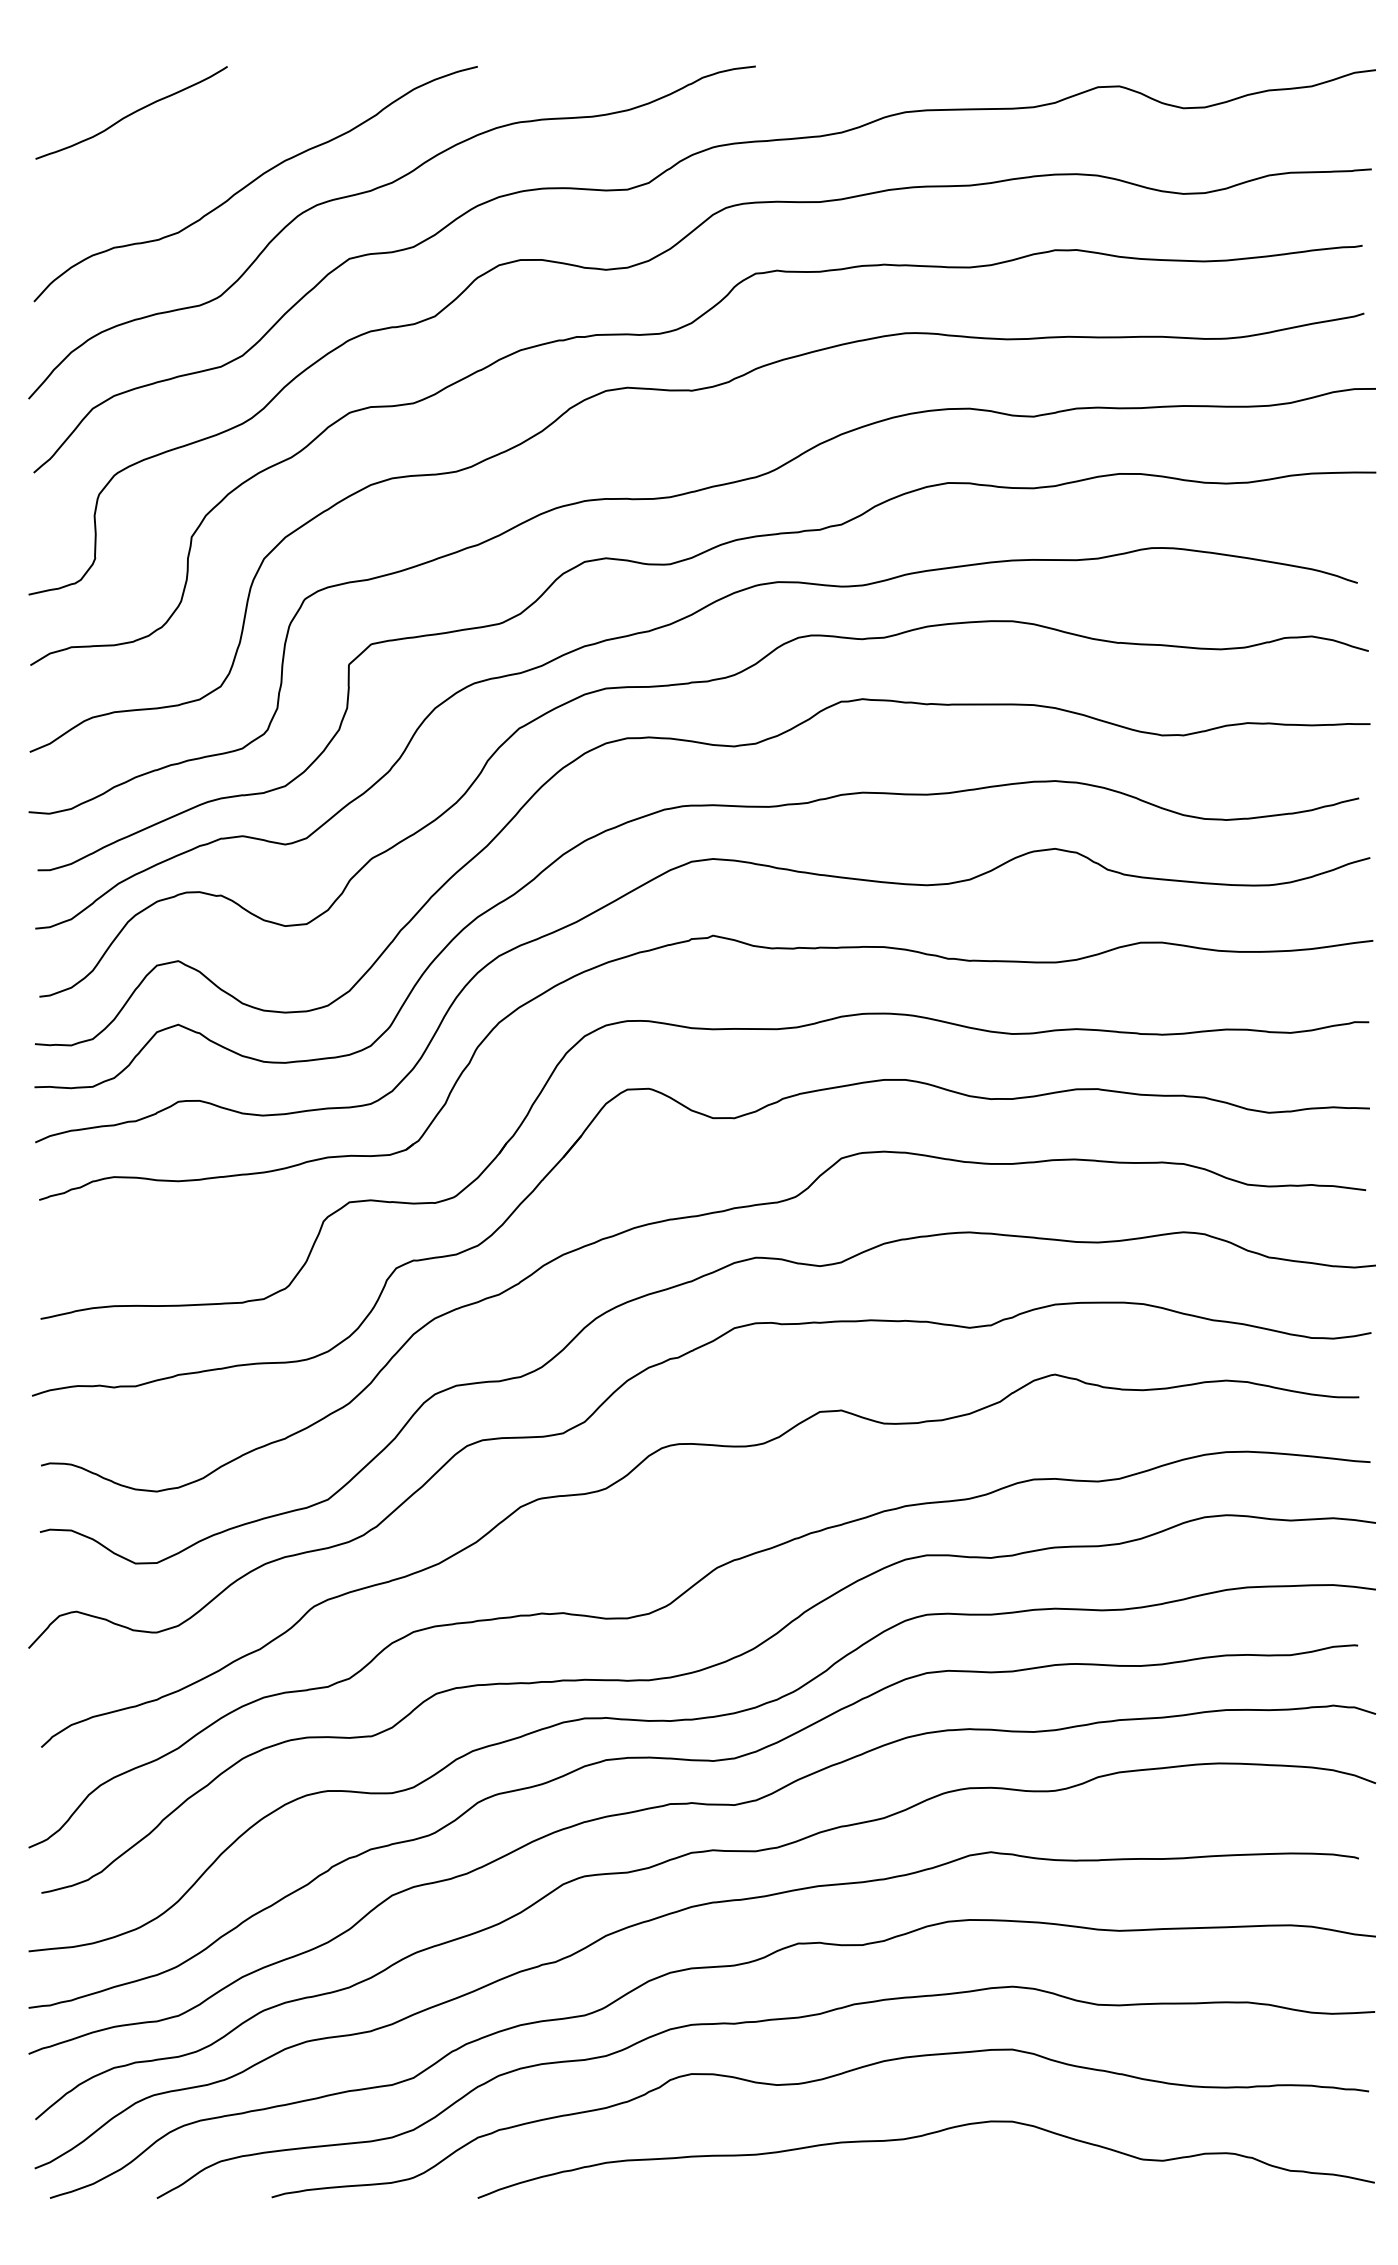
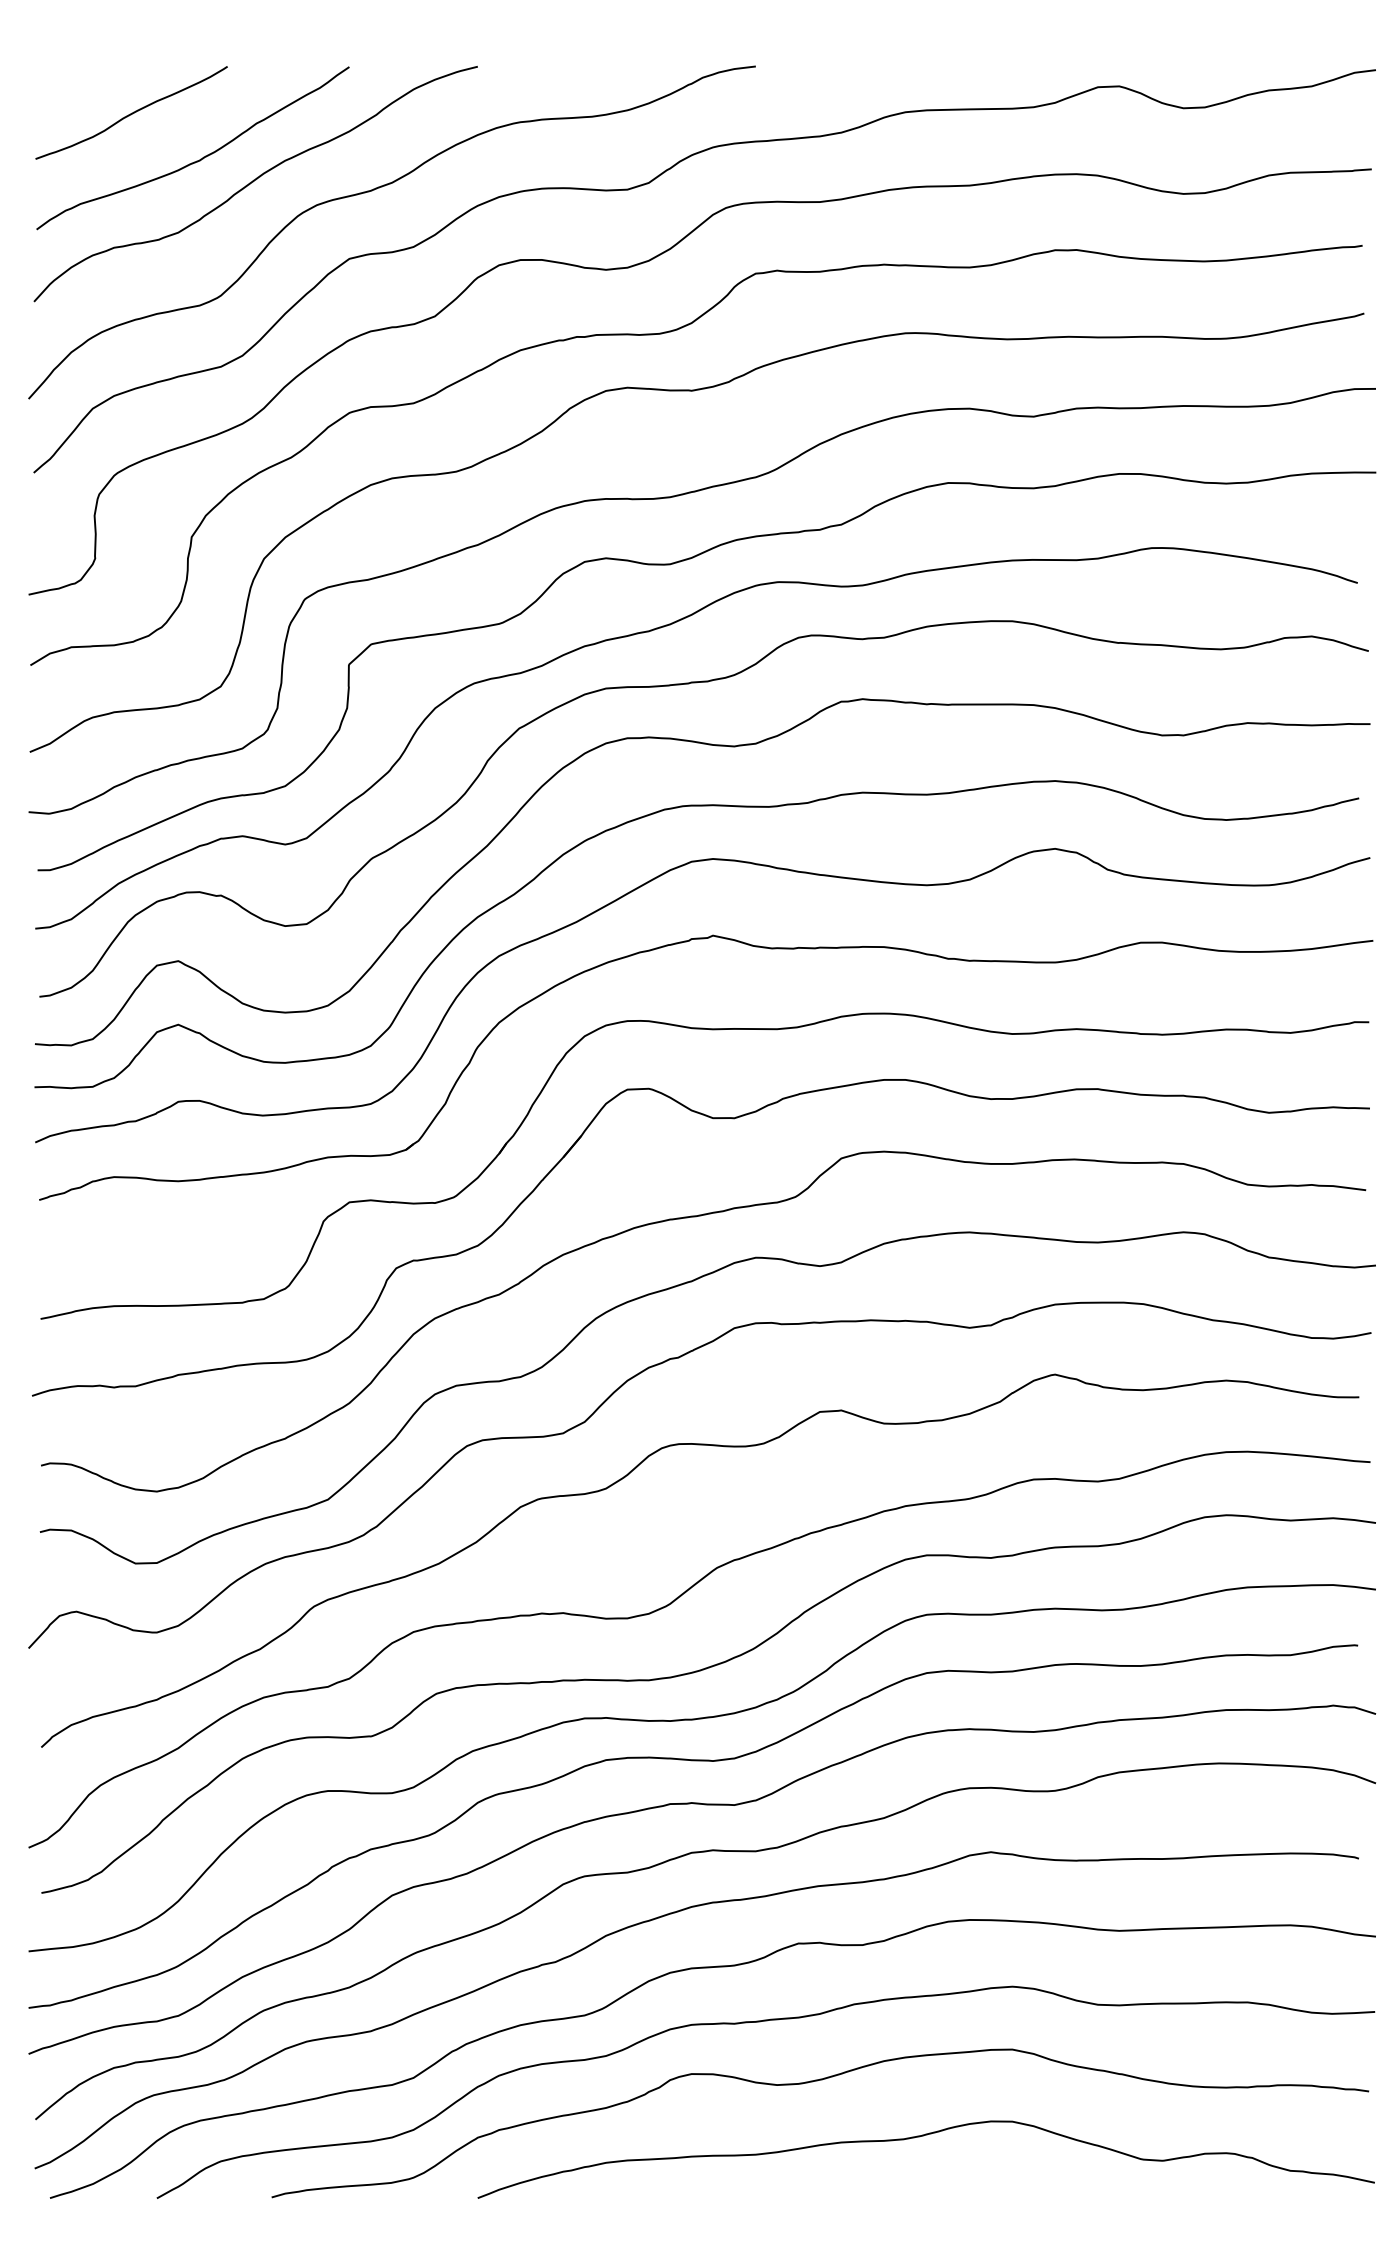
curve: none -> present (196, 160)
